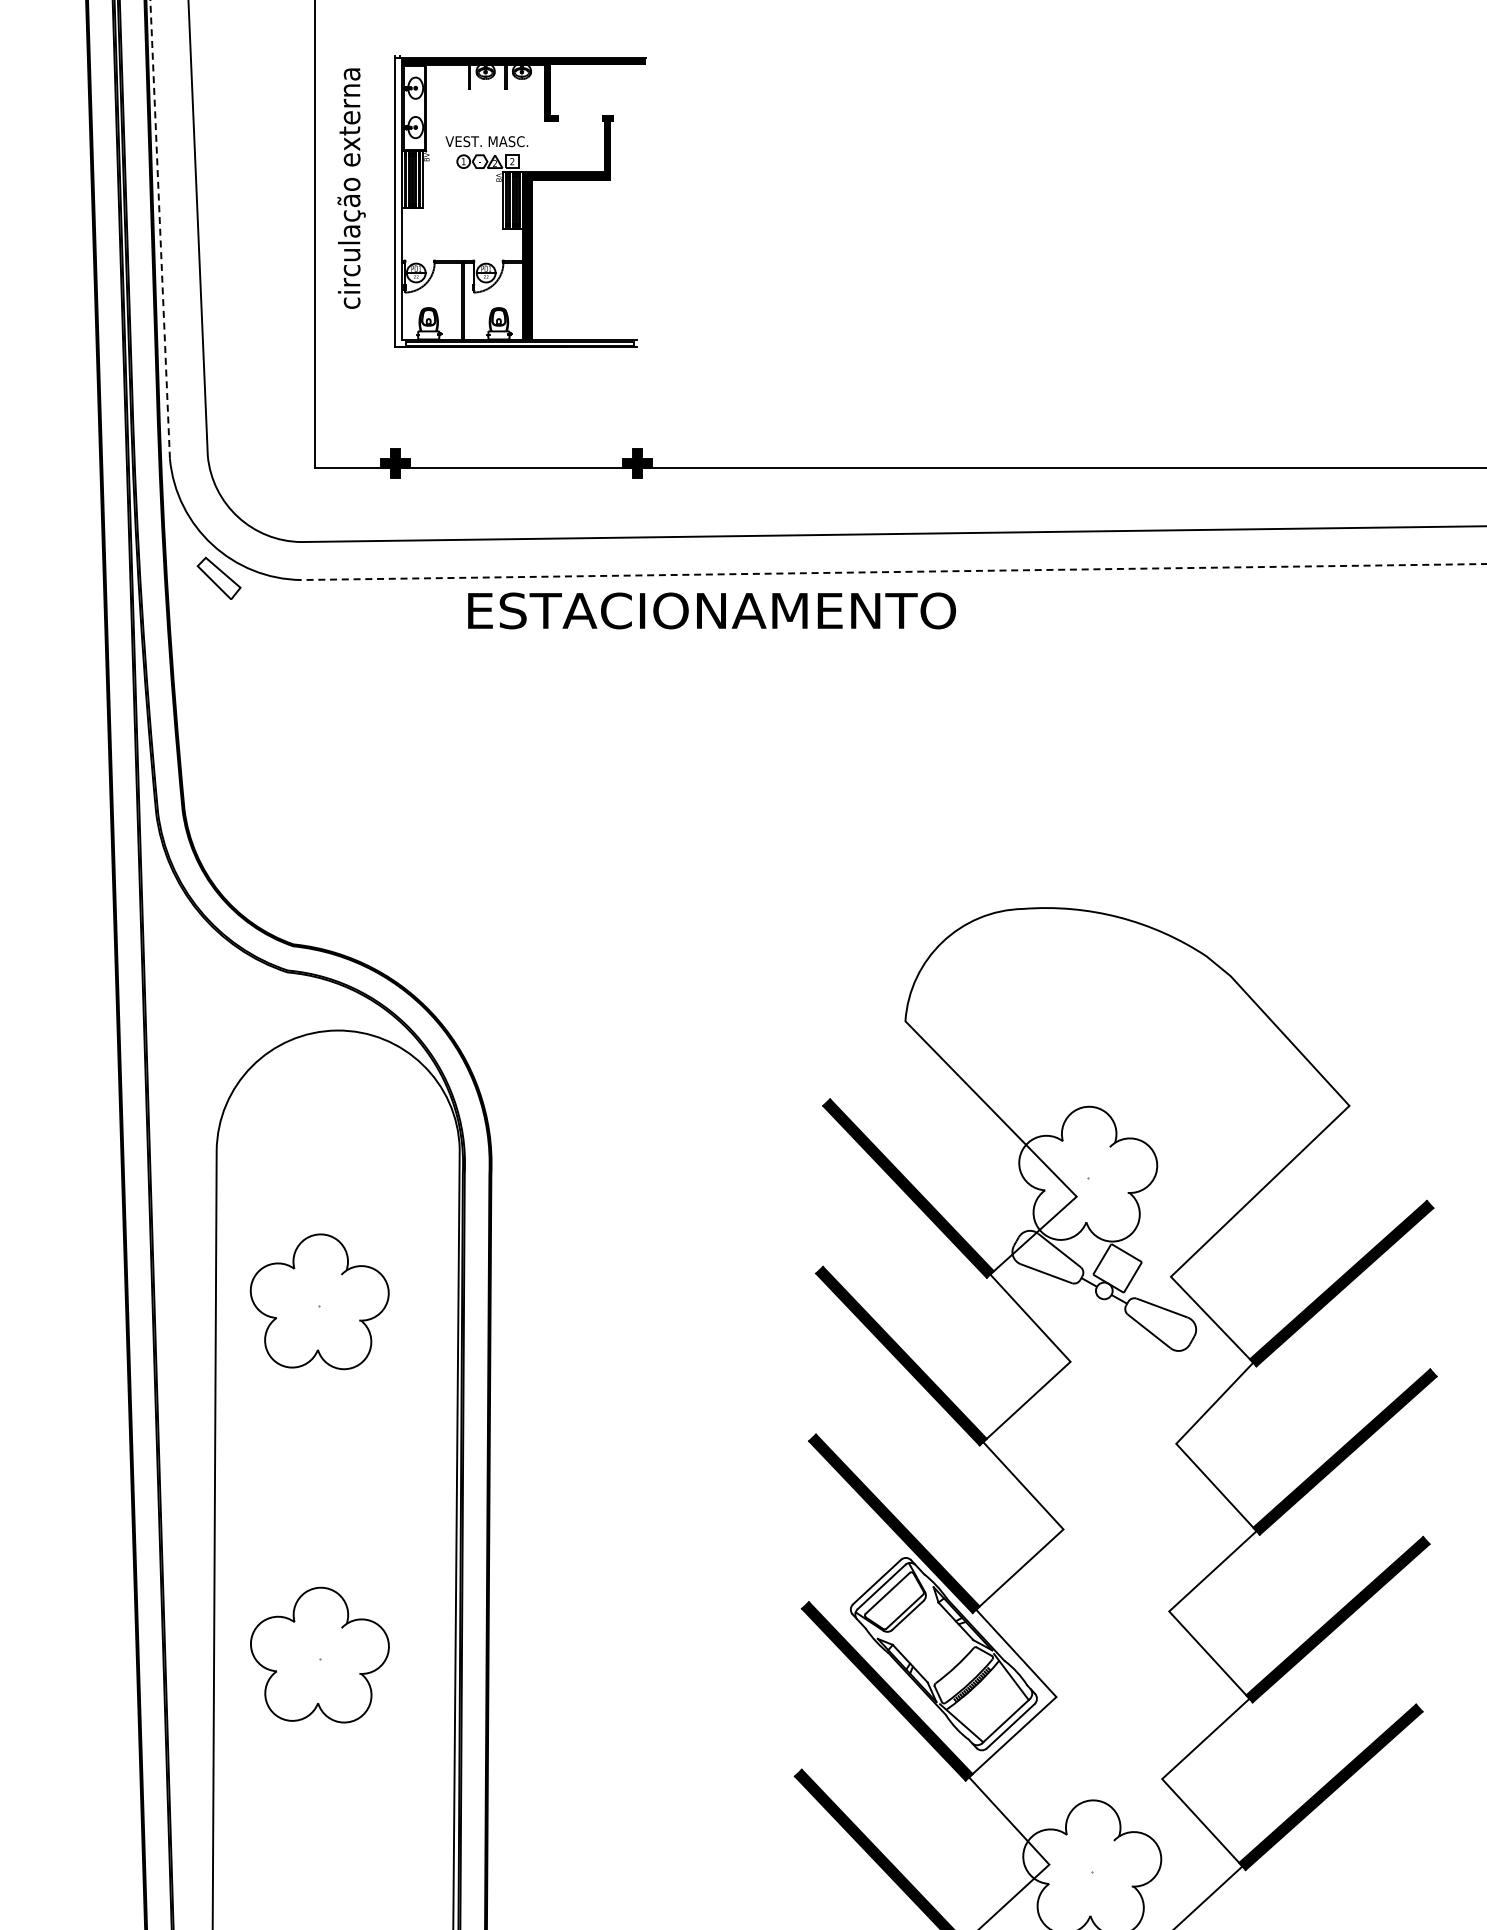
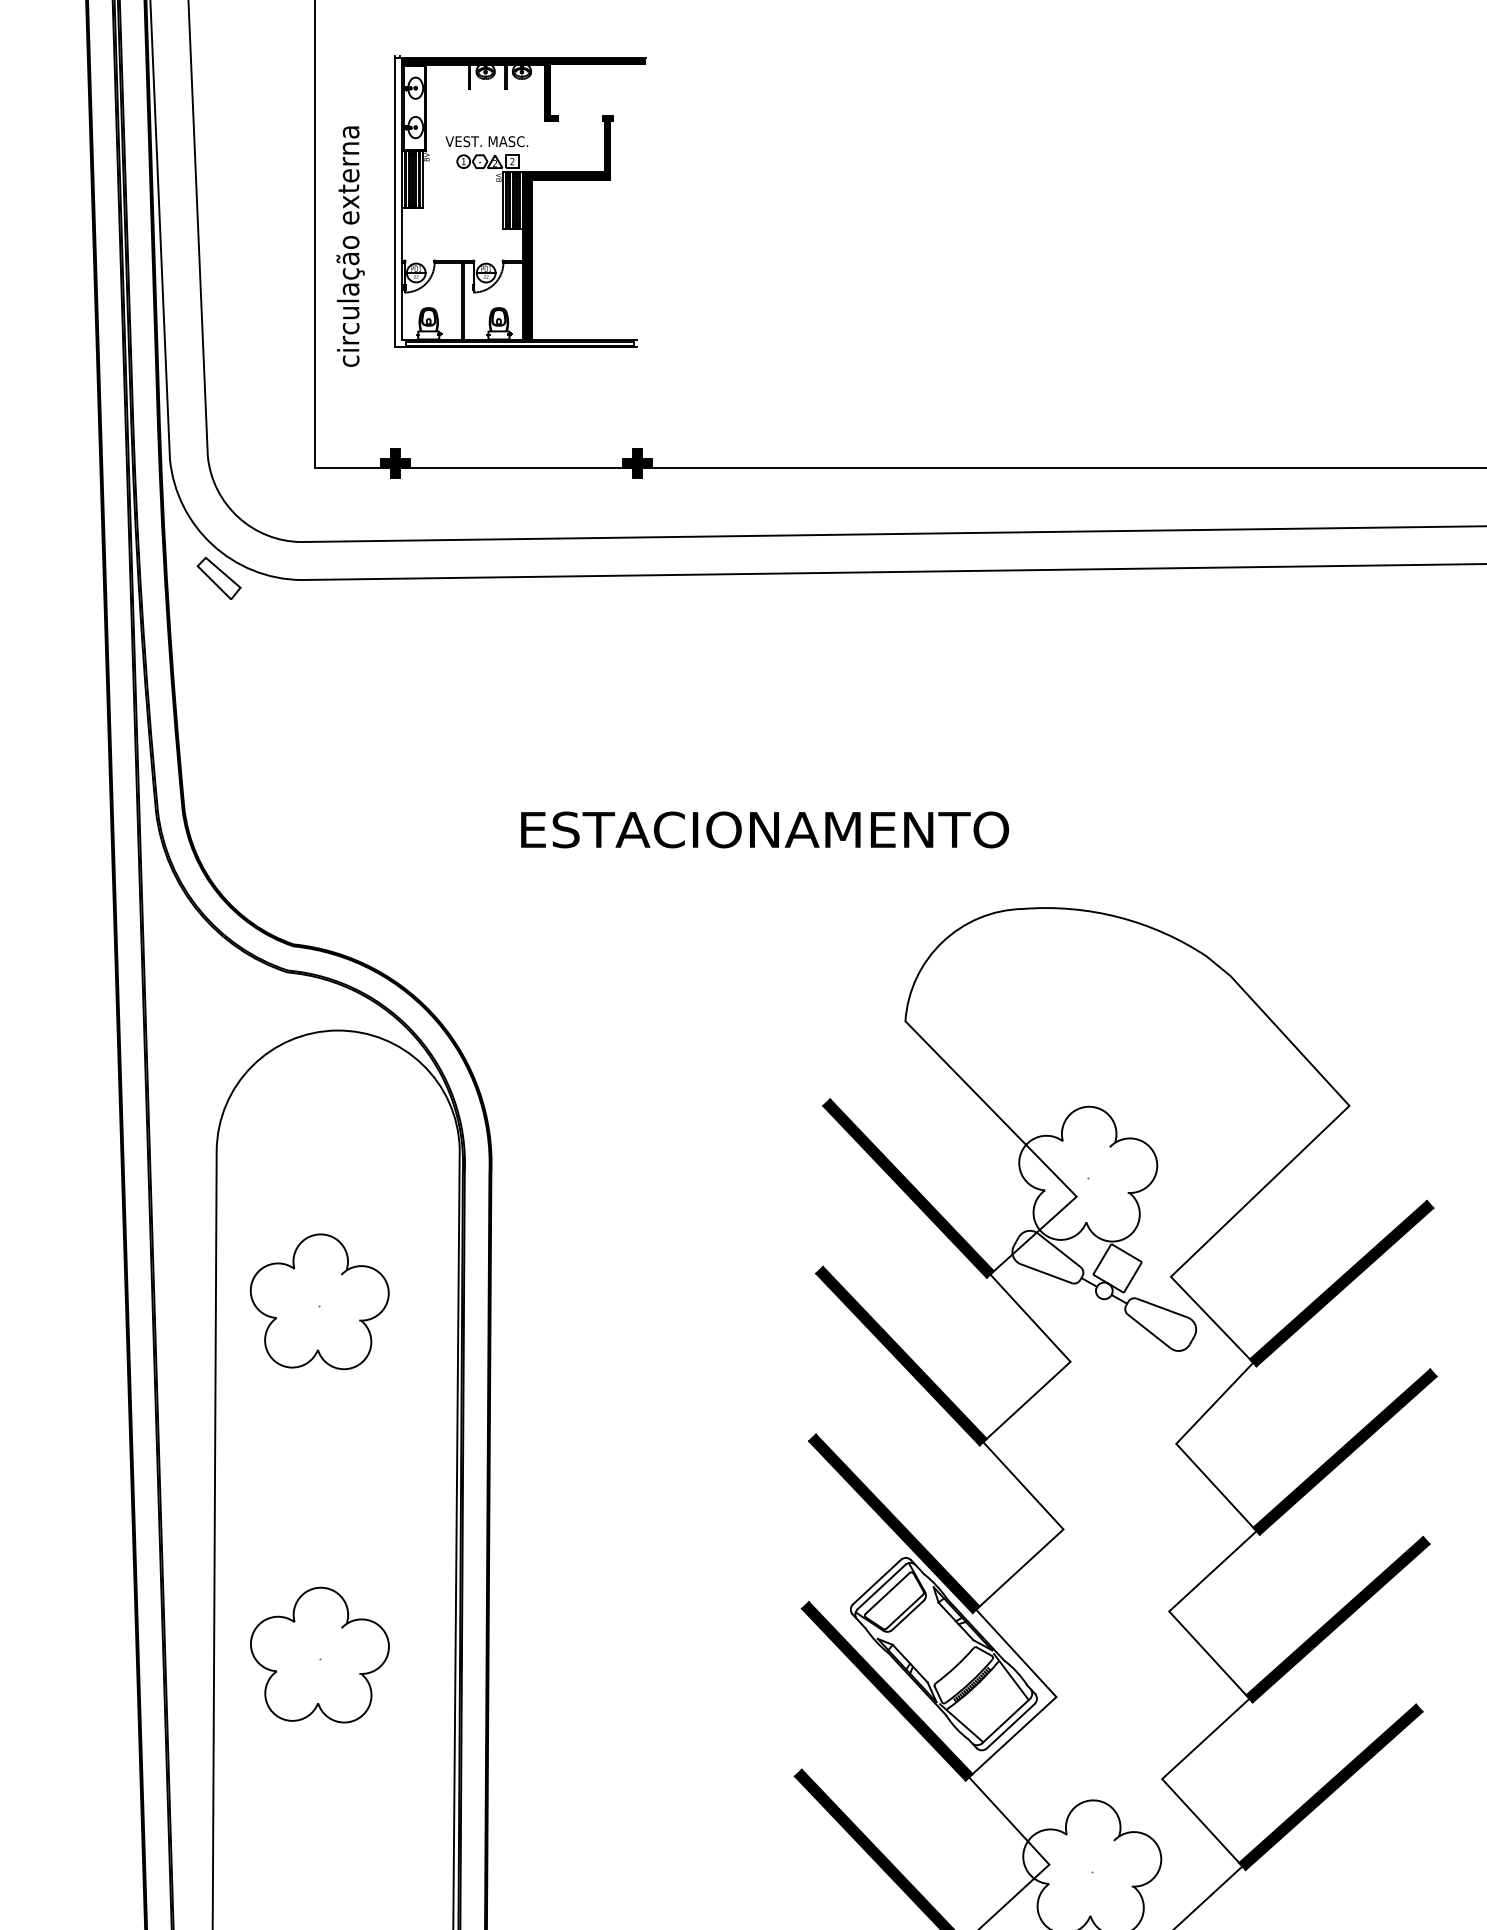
text position: (351, 188) -> (350, 246) (350, 246)
line: dashed -> solid (160, 229)
line: dashed -> solid (894, 572)
text position: (711, 610) -> (764, 829) (764, 829)
